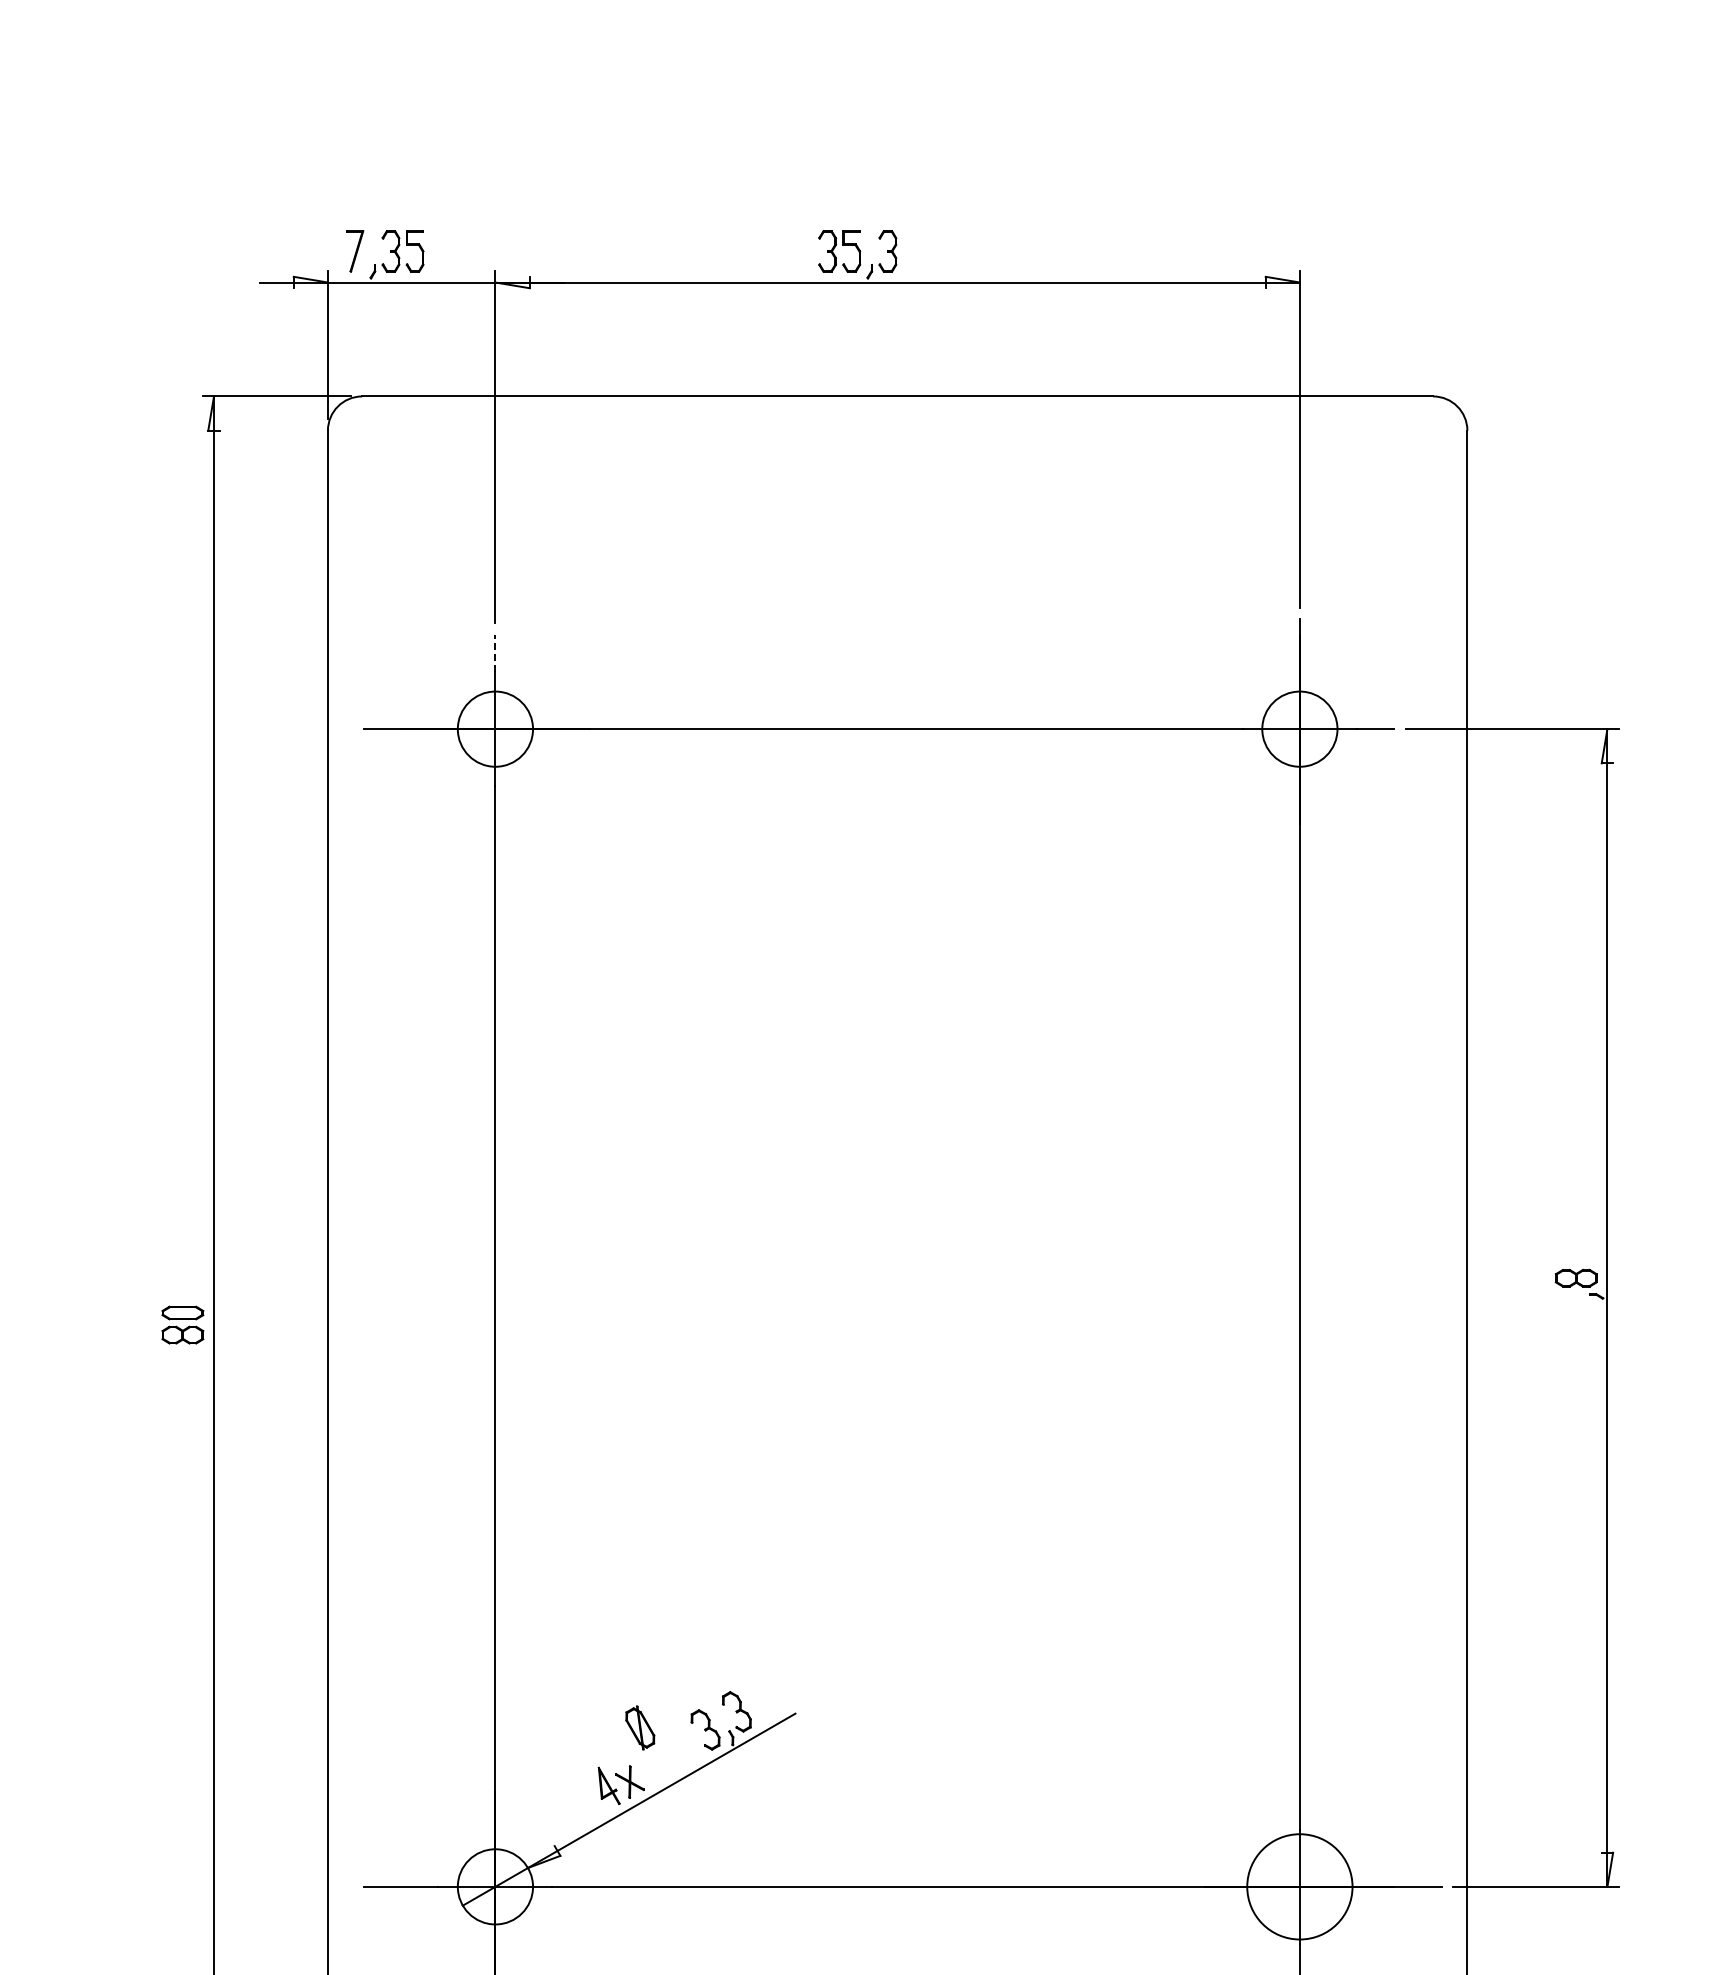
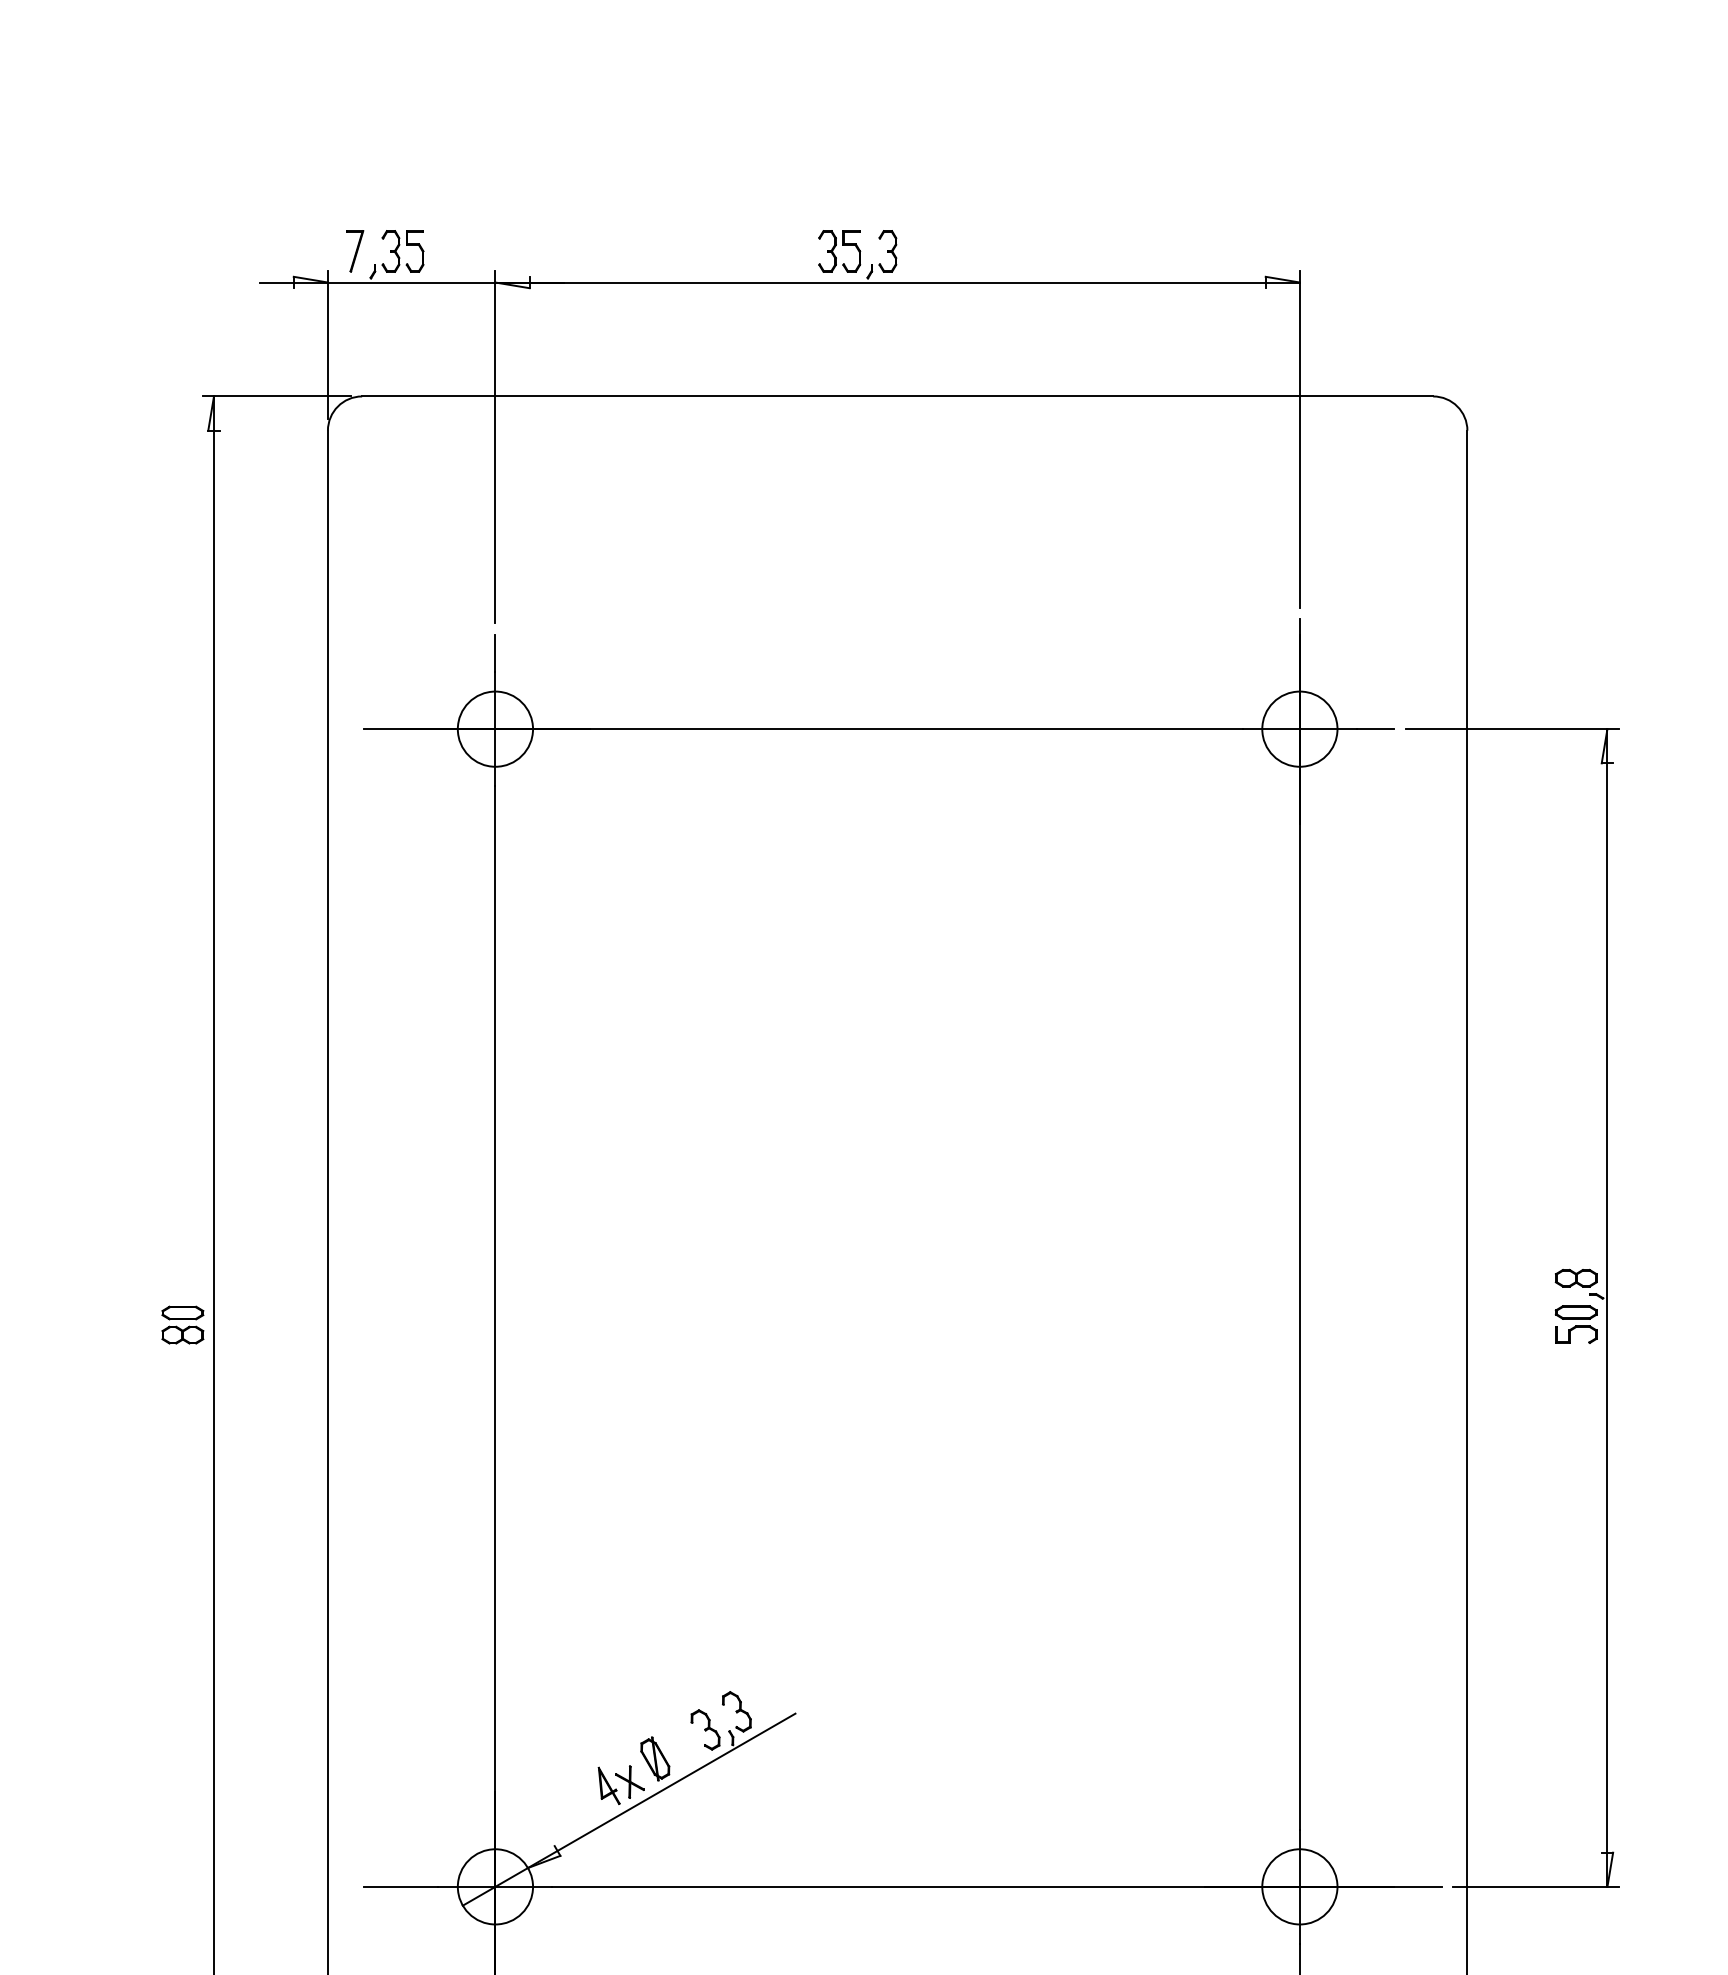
line: dashed -> solid (495, 653)
part: none -> present (1575, 1324)
part position: (640, 1727) -> (655, 1758) (655, 1758)
circle diameter: 105 px -> 75 px (1299, 1886)
